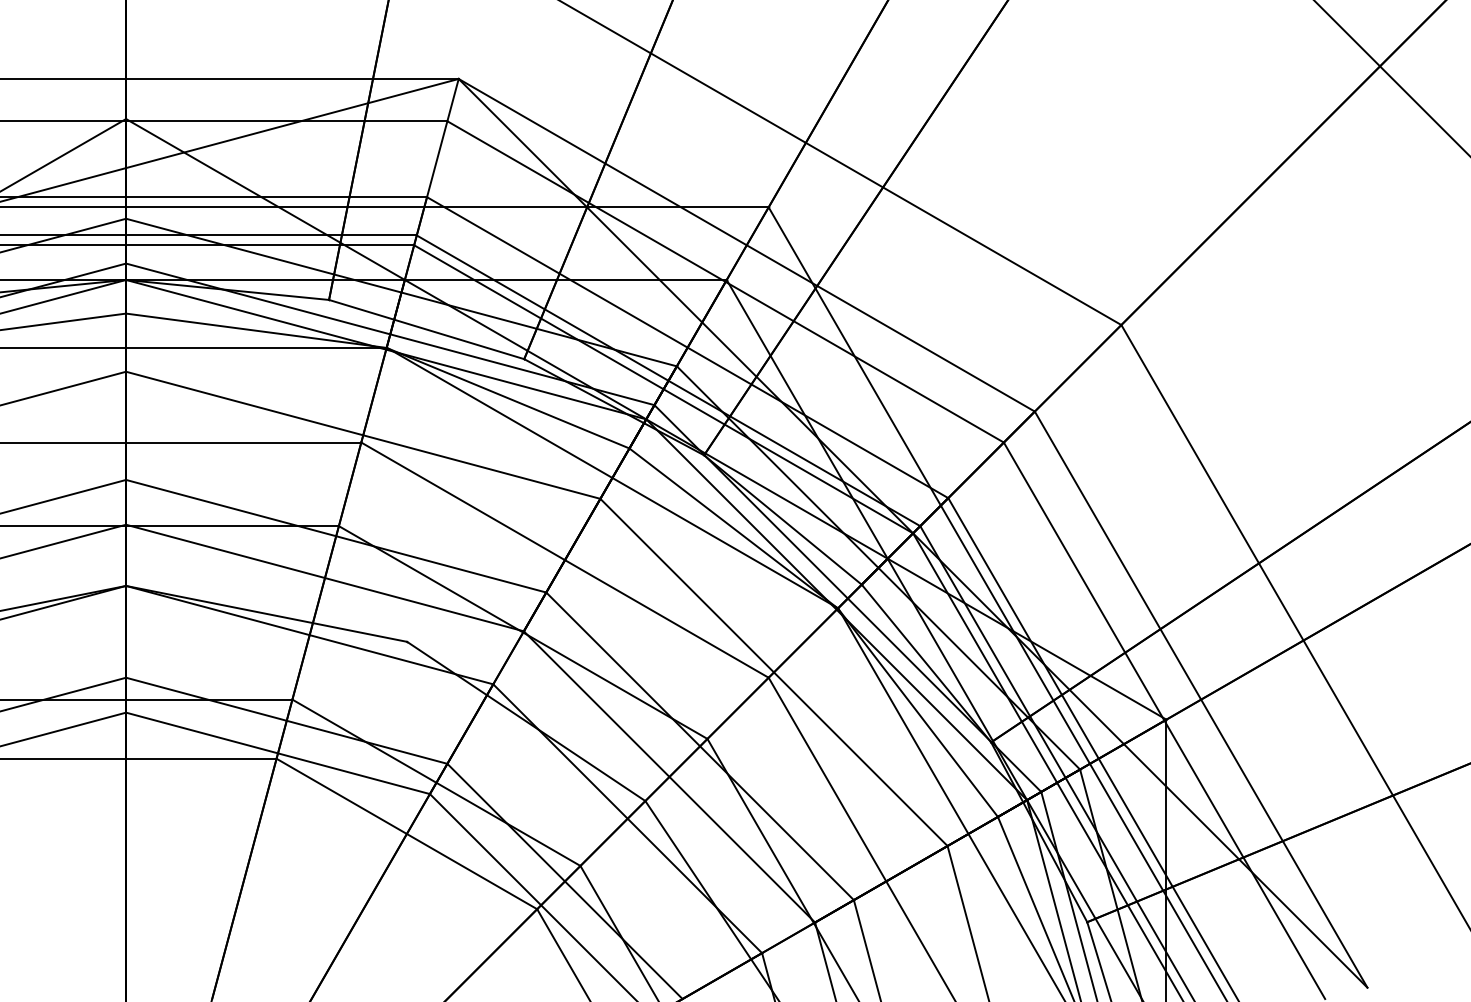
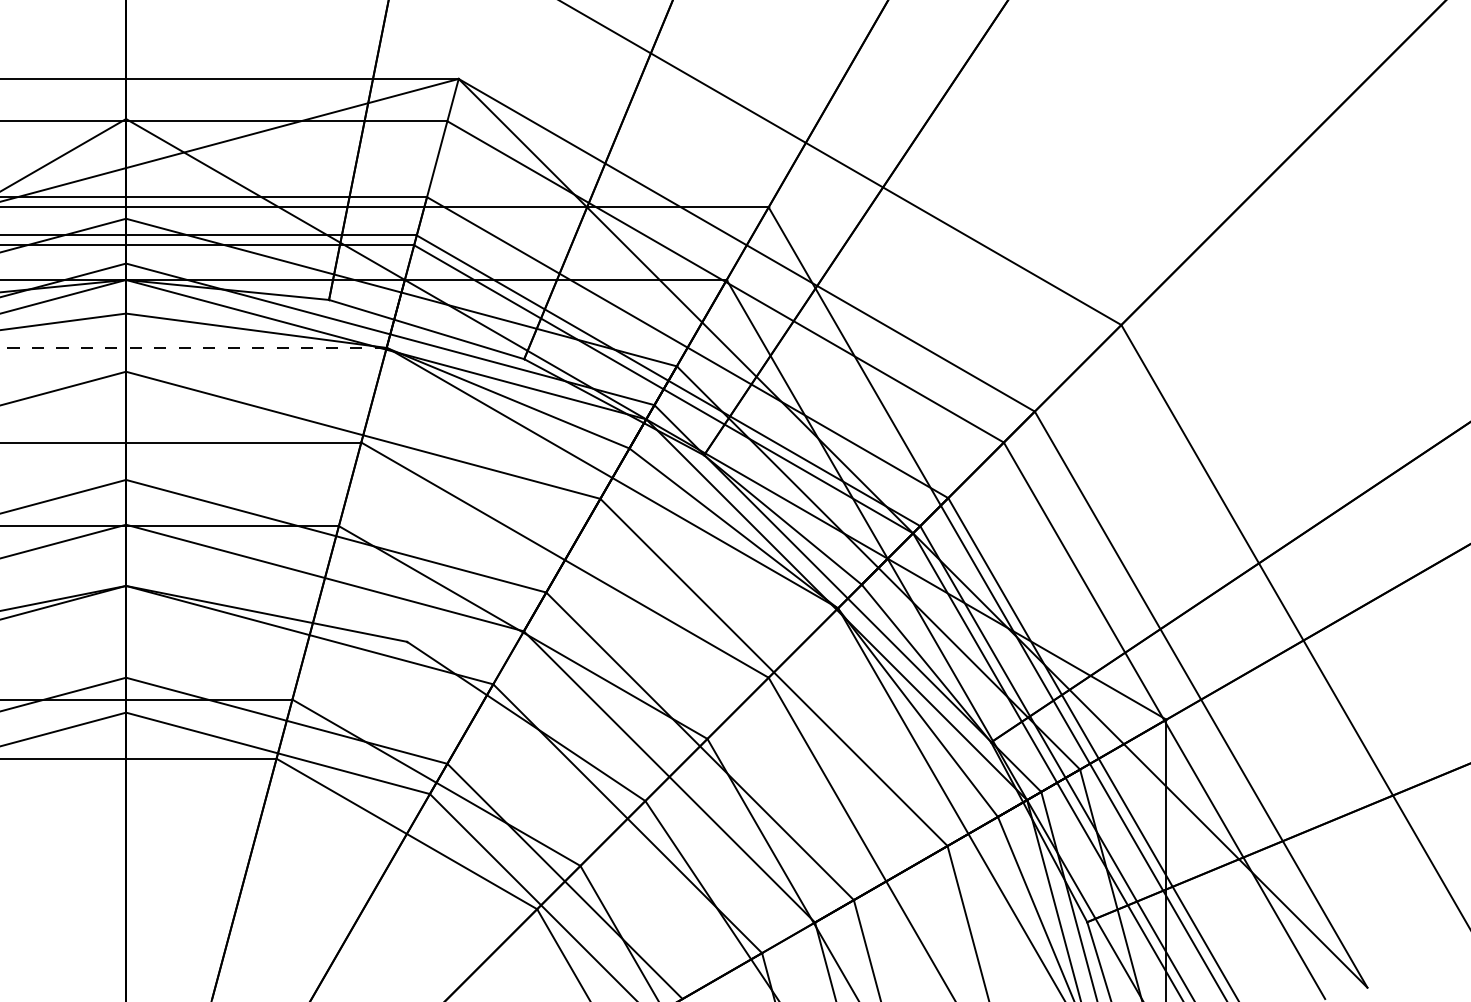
line: present -> none (1391, 78)
line: solid -> dashed (193, 347)
